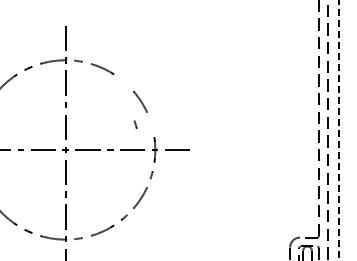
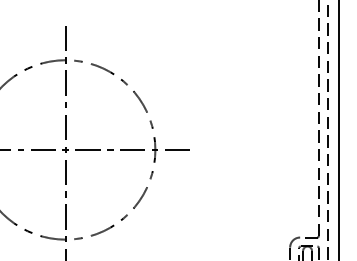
part: none -> present (123, 82)
part position: (135, 124) -> (151, 124) (151, 124)
line: dashed -> solid (338, 130)
